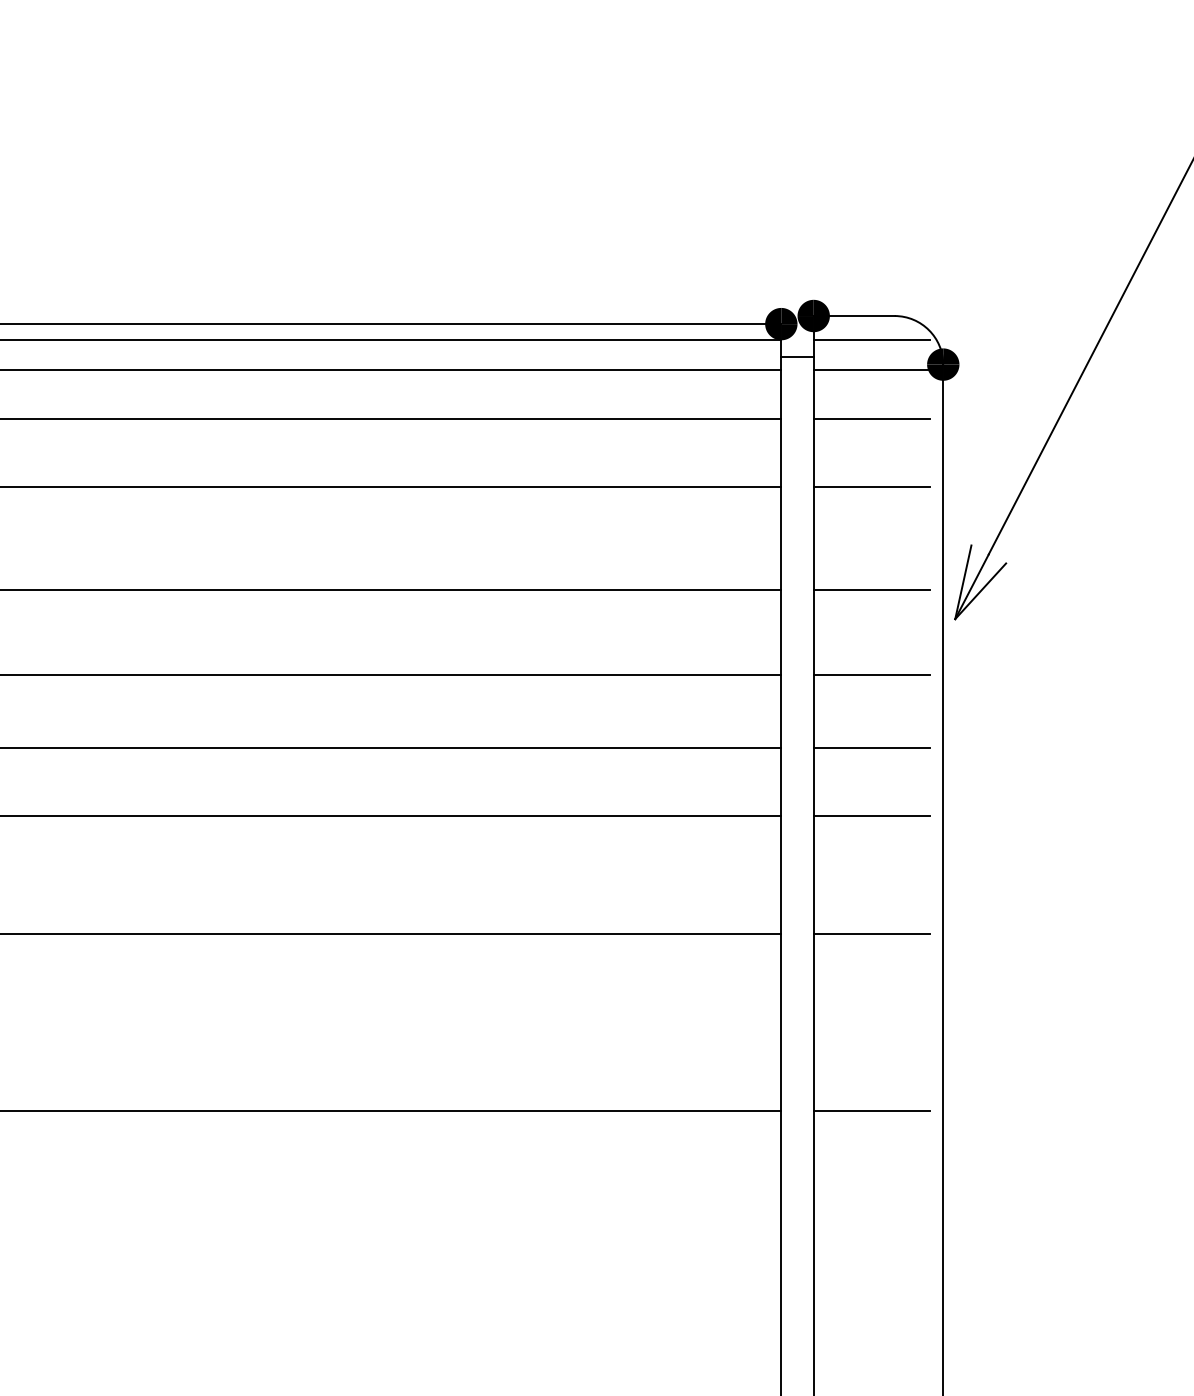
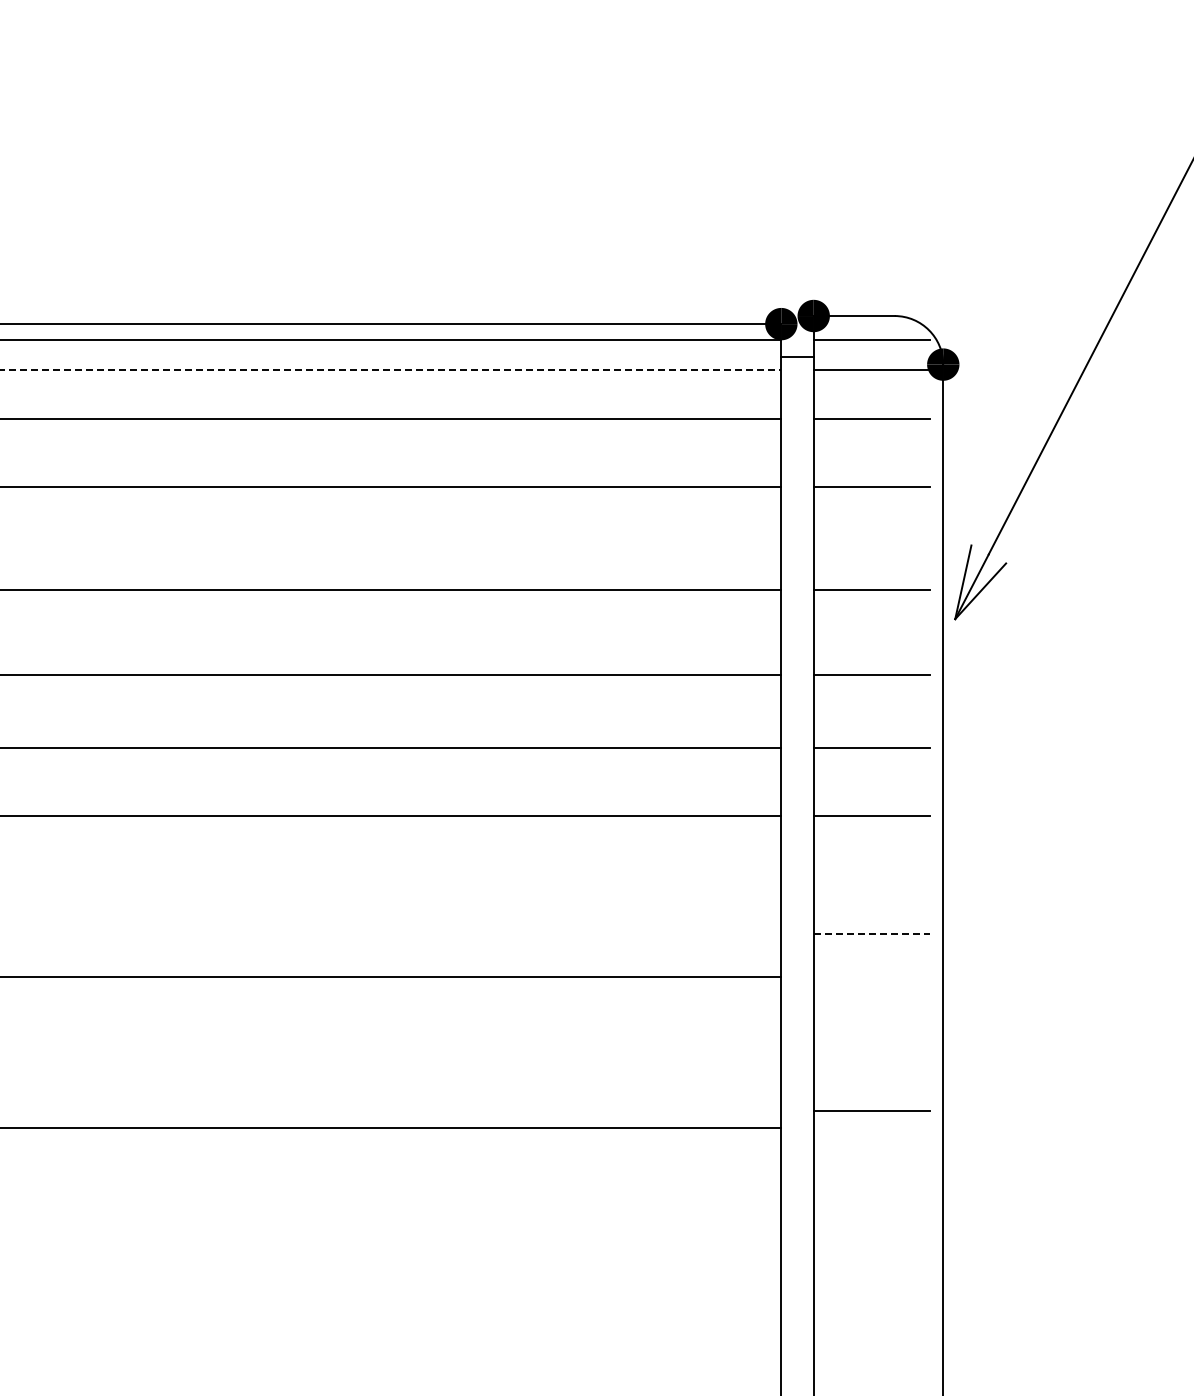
line: solid -> dashed (391, 370)
line position: (391, 933) -> (391, 976) (391, 976)
line: solid -> dashed (872, 933)
line position: (391, 1110) -> (391, 1127) (391, 1127)
